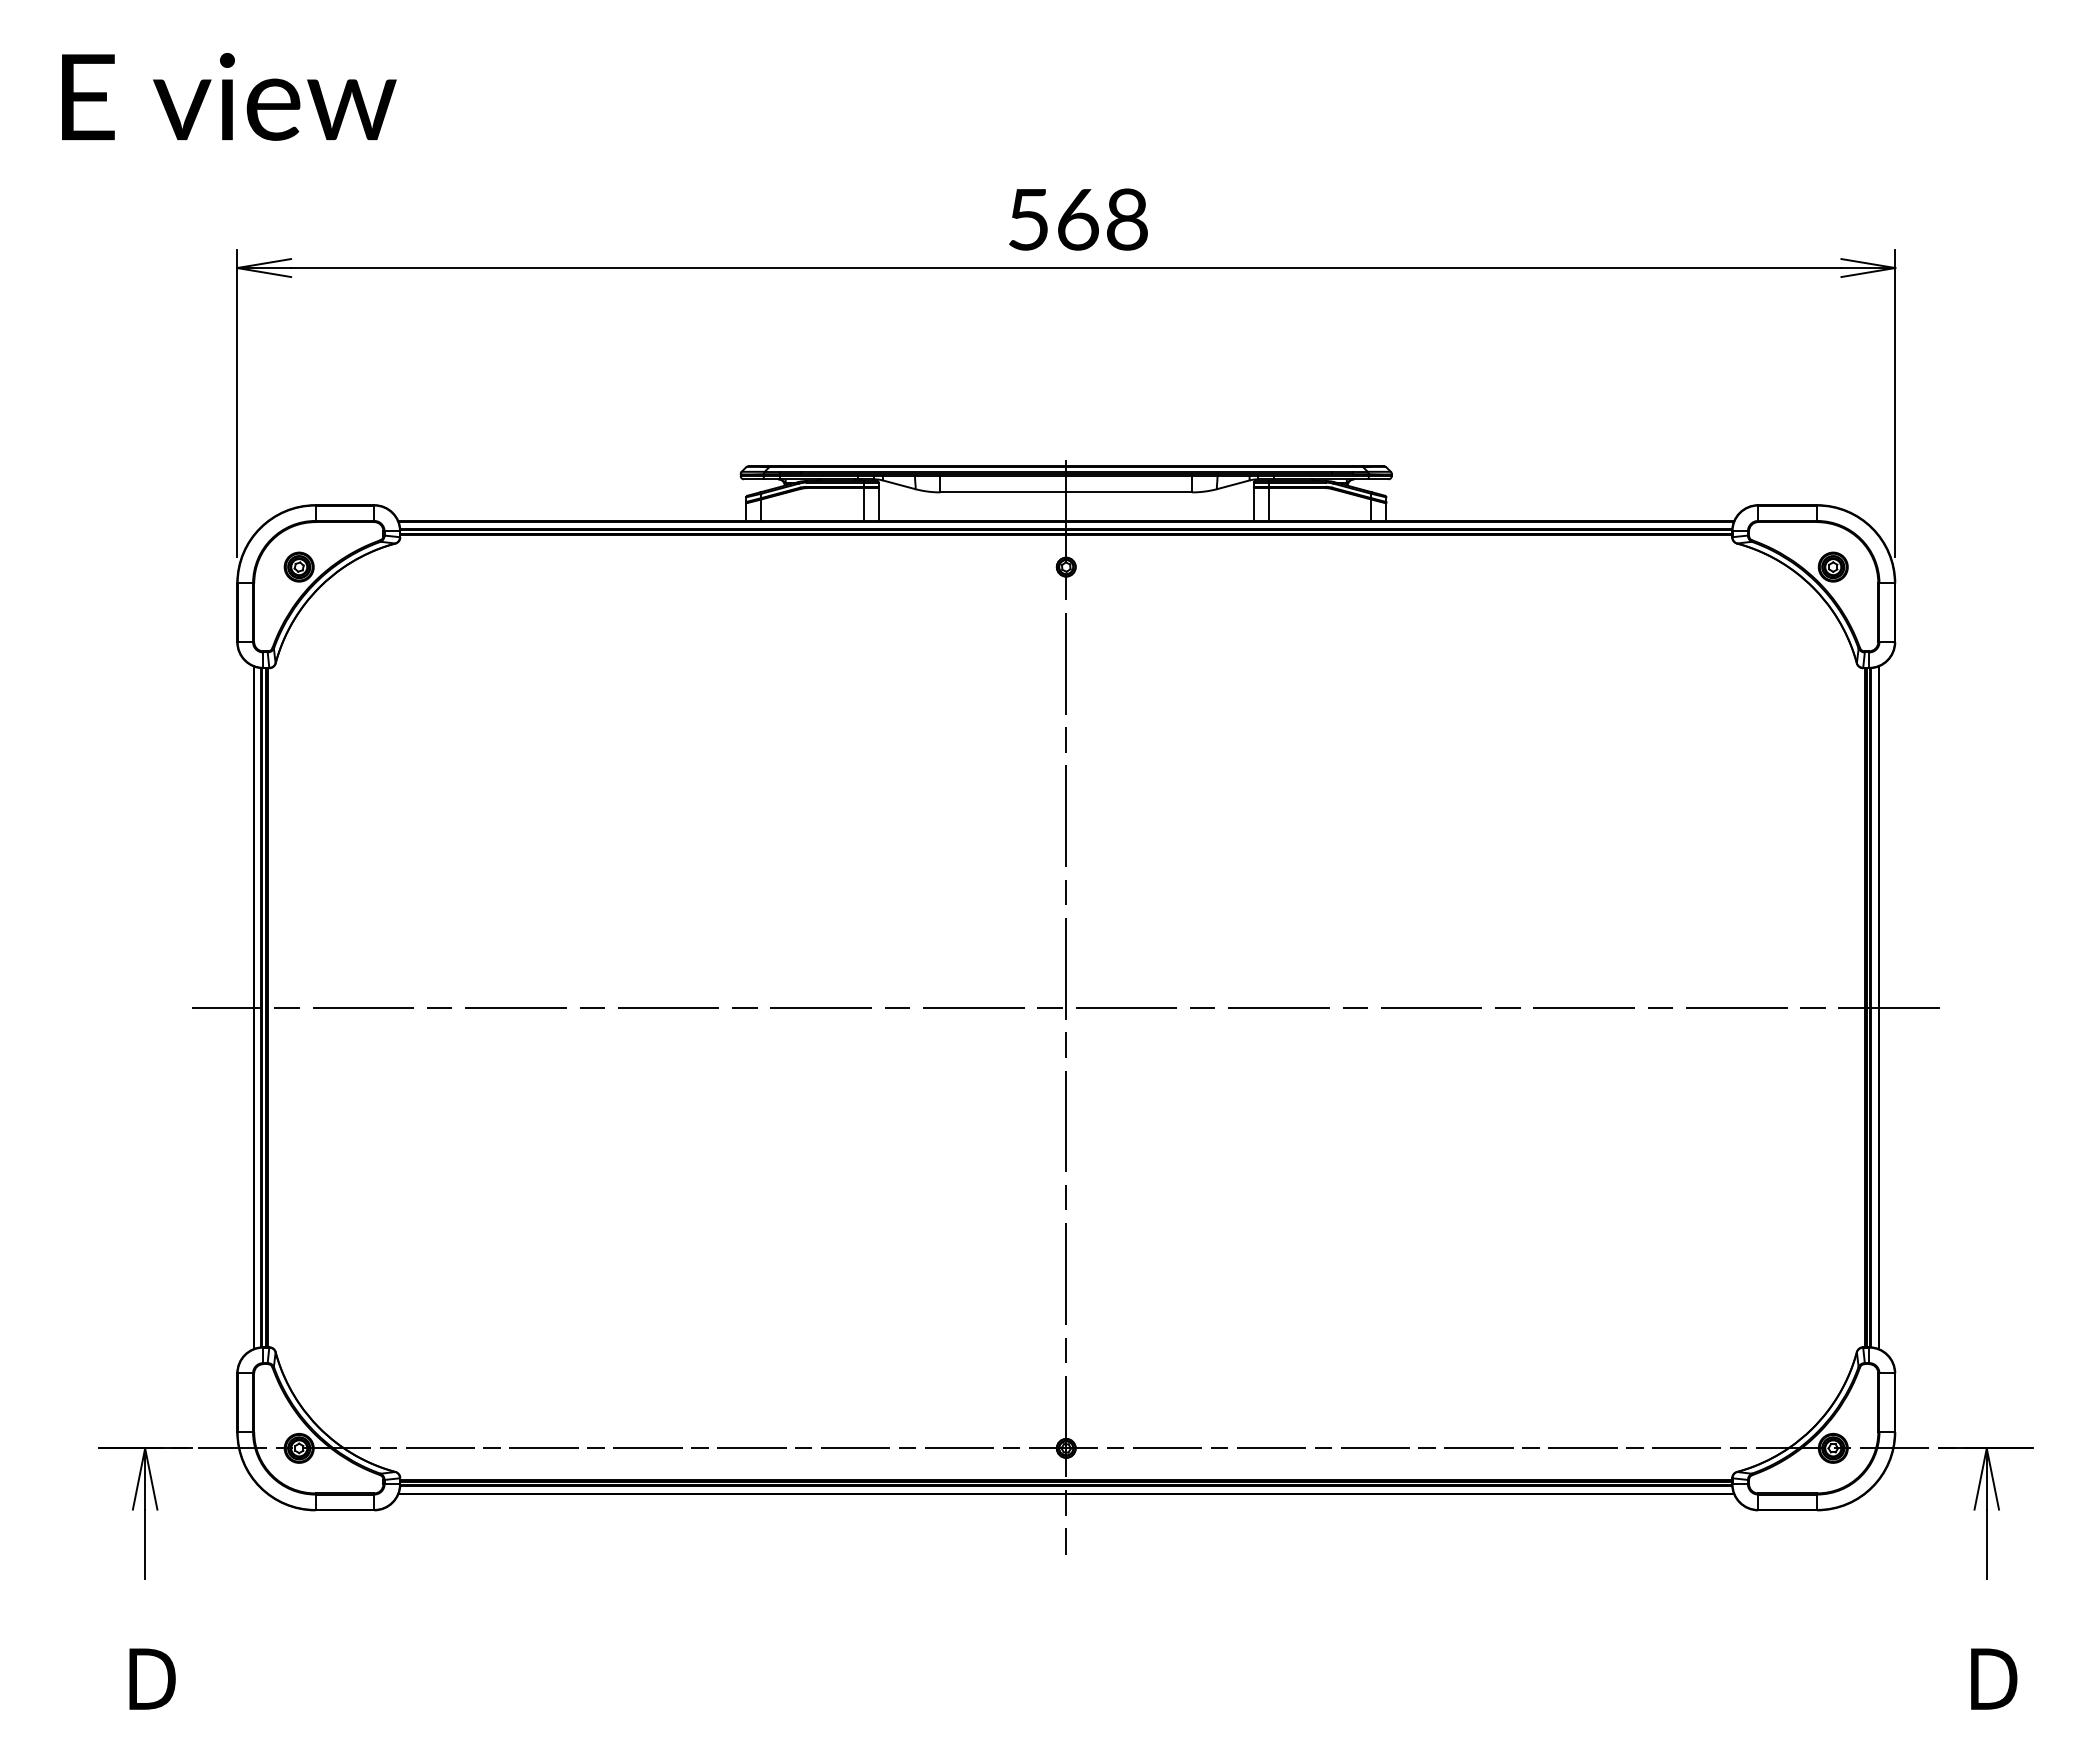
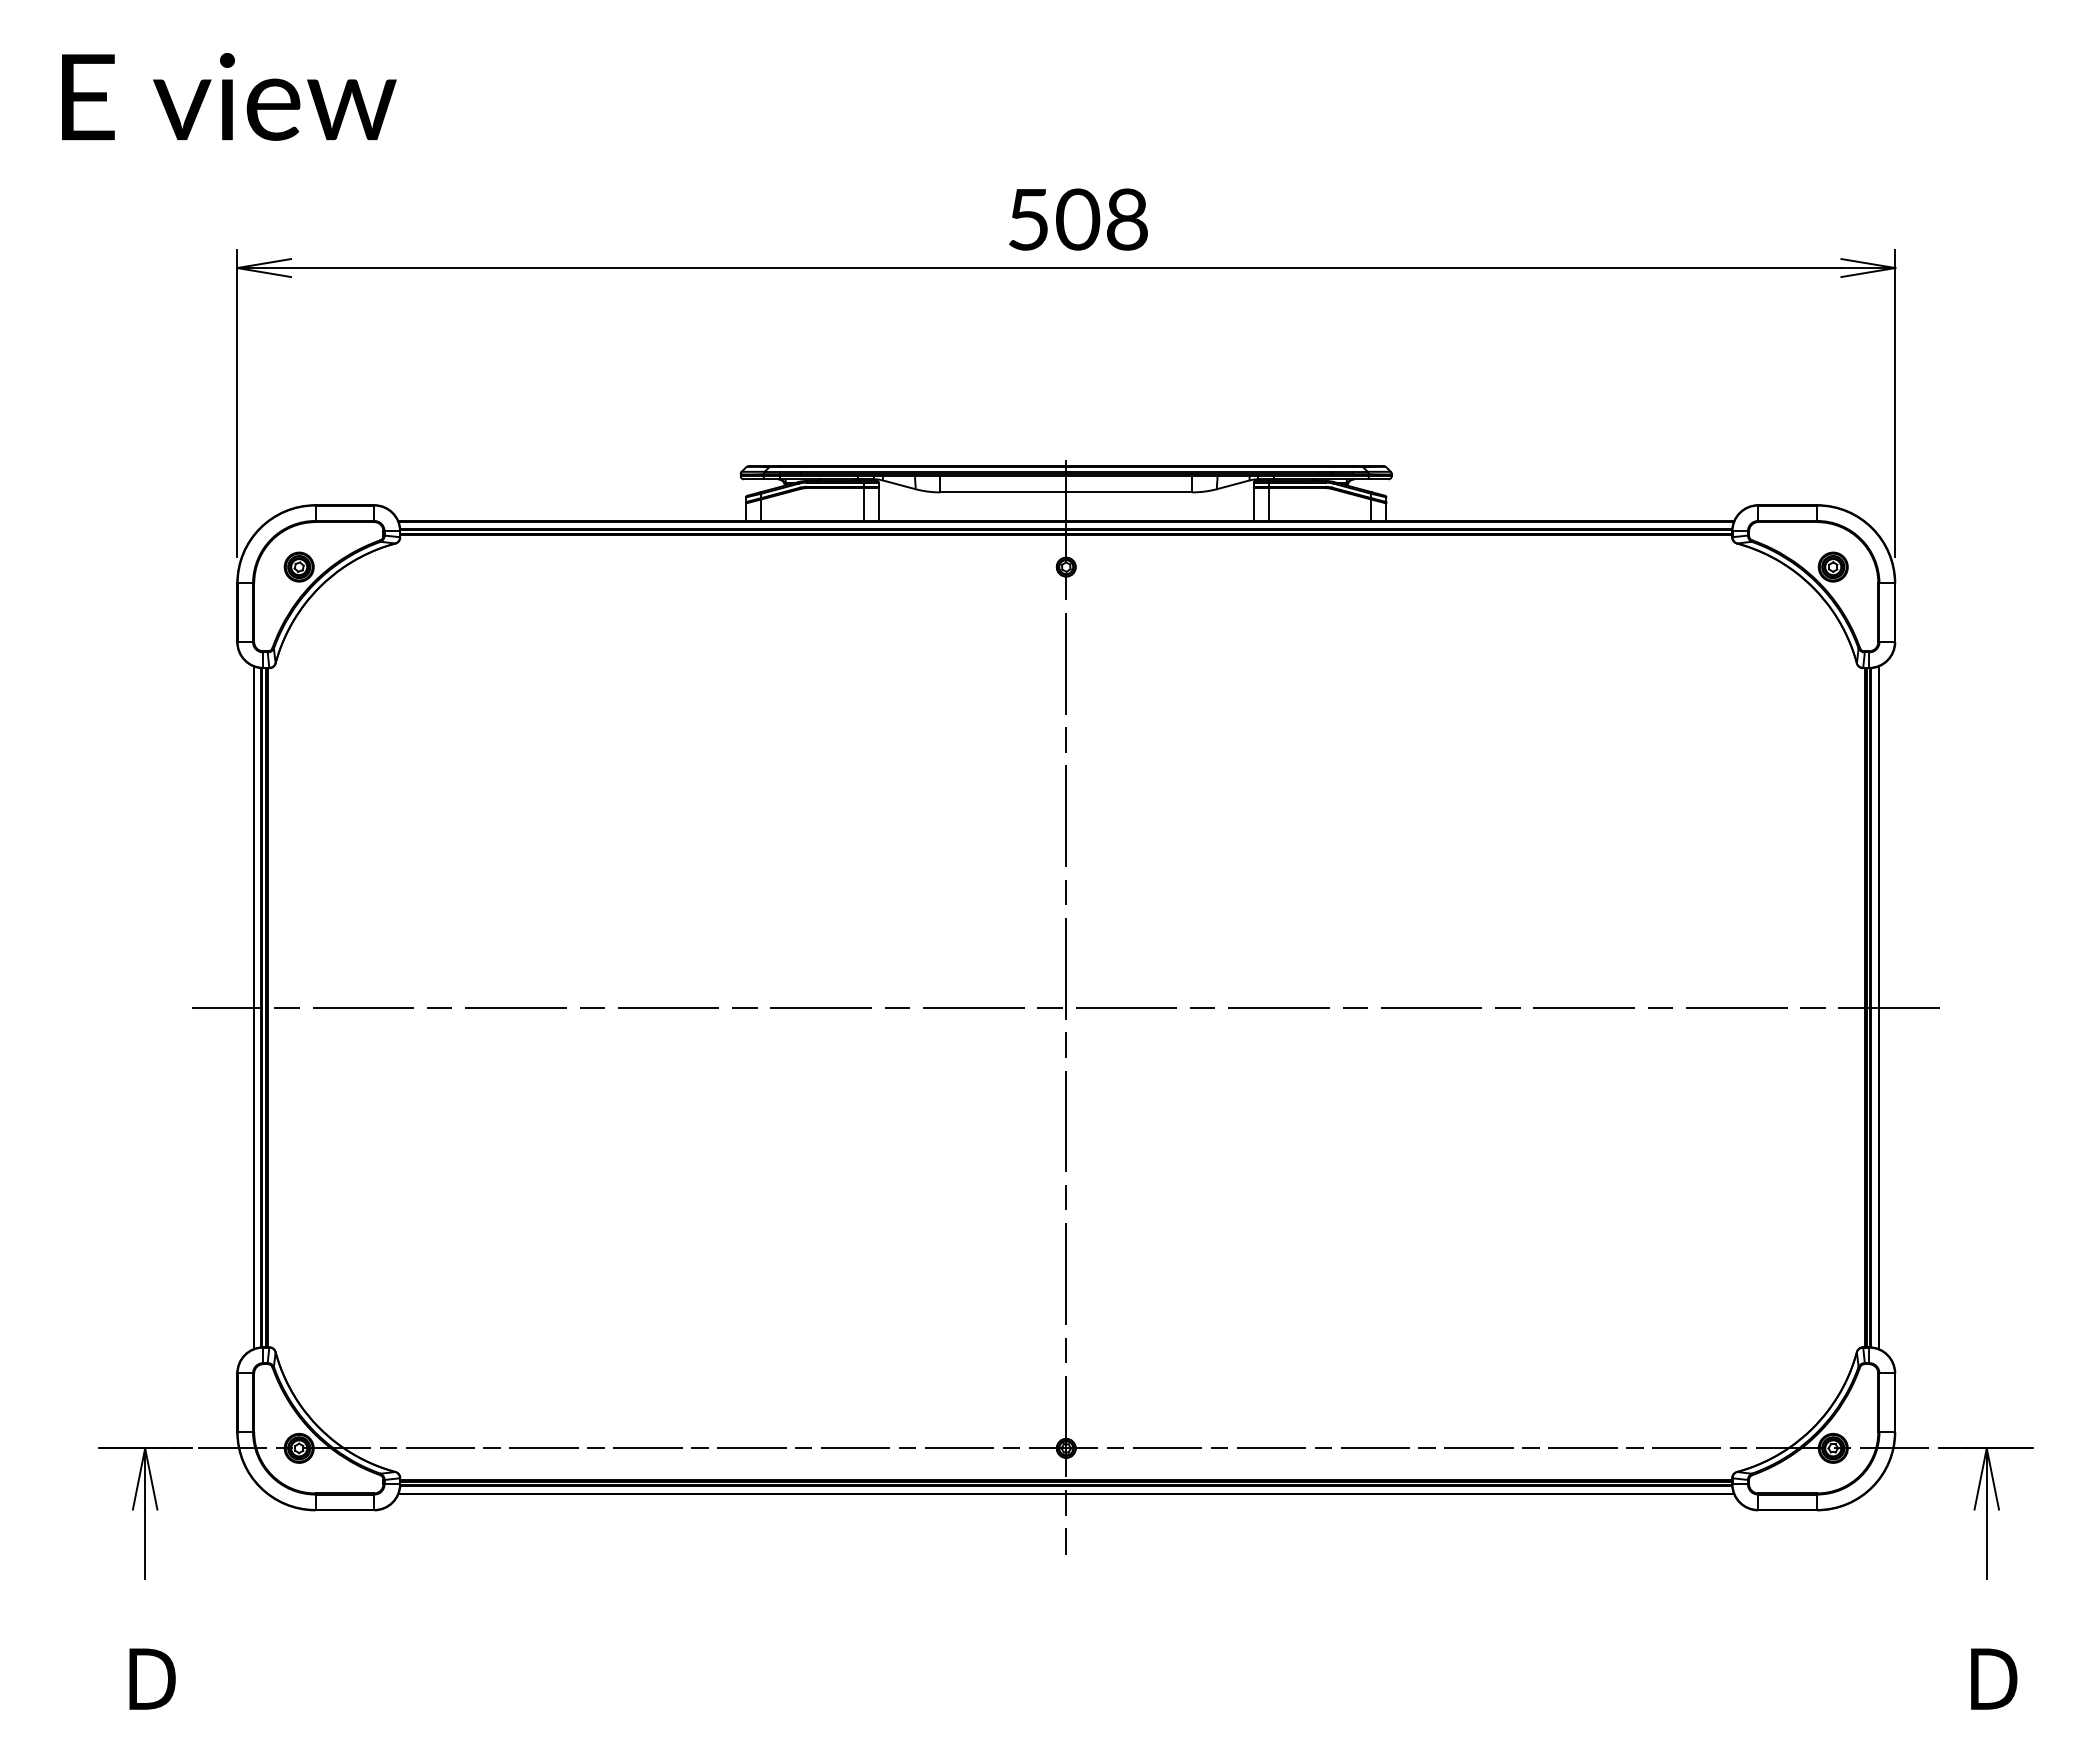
text: 568 -> 508 (1078, 219)
